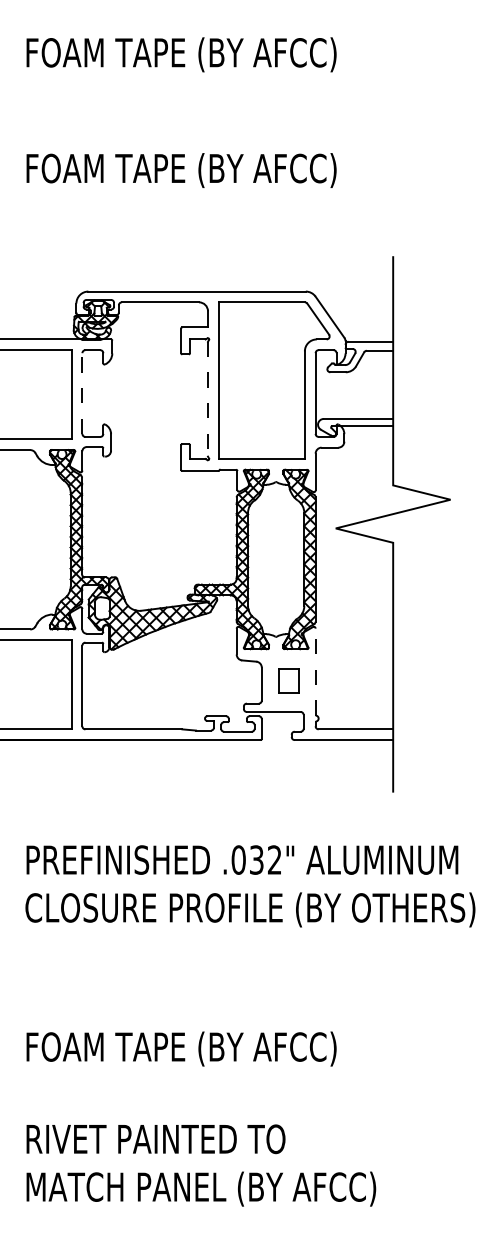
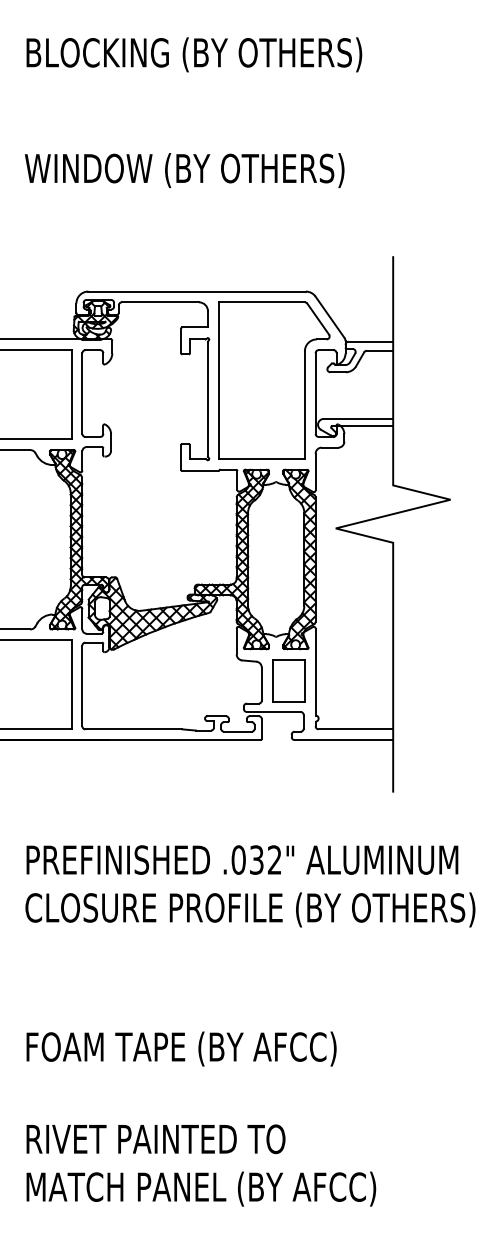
text: FOAM TAPE (BY AFCC) -> BLOCKING (BY OTHERS) (195, 54)
text: FOAM TAPE (BY AFCC) -> WINDOW (BY OTHERS) (184, 170)
line: dashed -> solid (82, 393)
line: dashed -> solid (208, 399)
line: dashed -> solid (315, 671)
part size: 22x26 px -> 34x44 px (288, 680)
